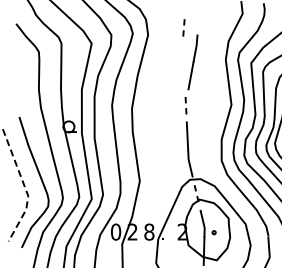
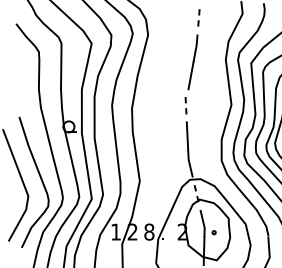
line position: (183, 25) -> (198, 15) (198, 15)
line: dashed -> solid (25, 187)
text: 0 -> 1 (116, 231)
